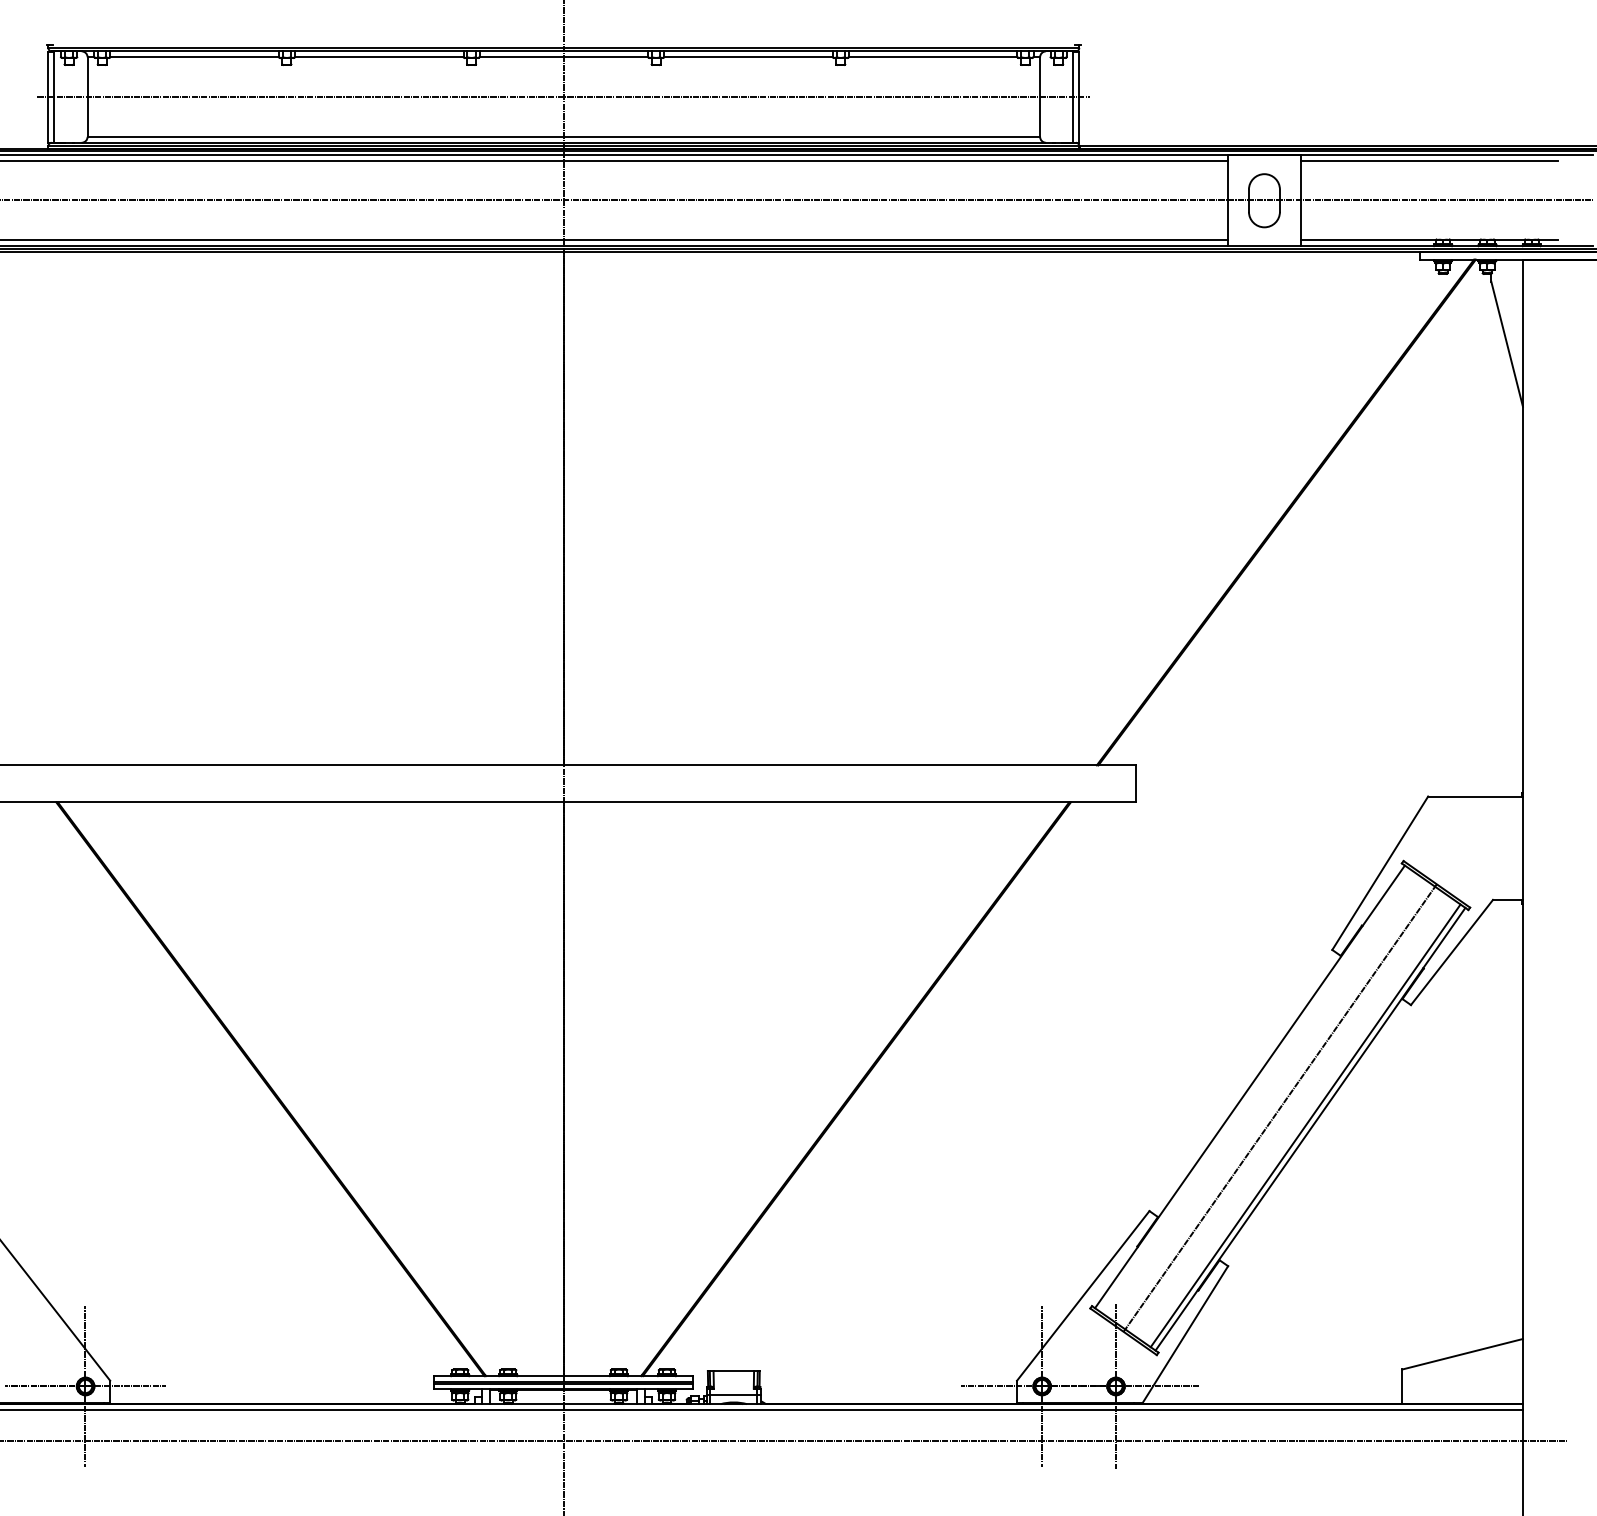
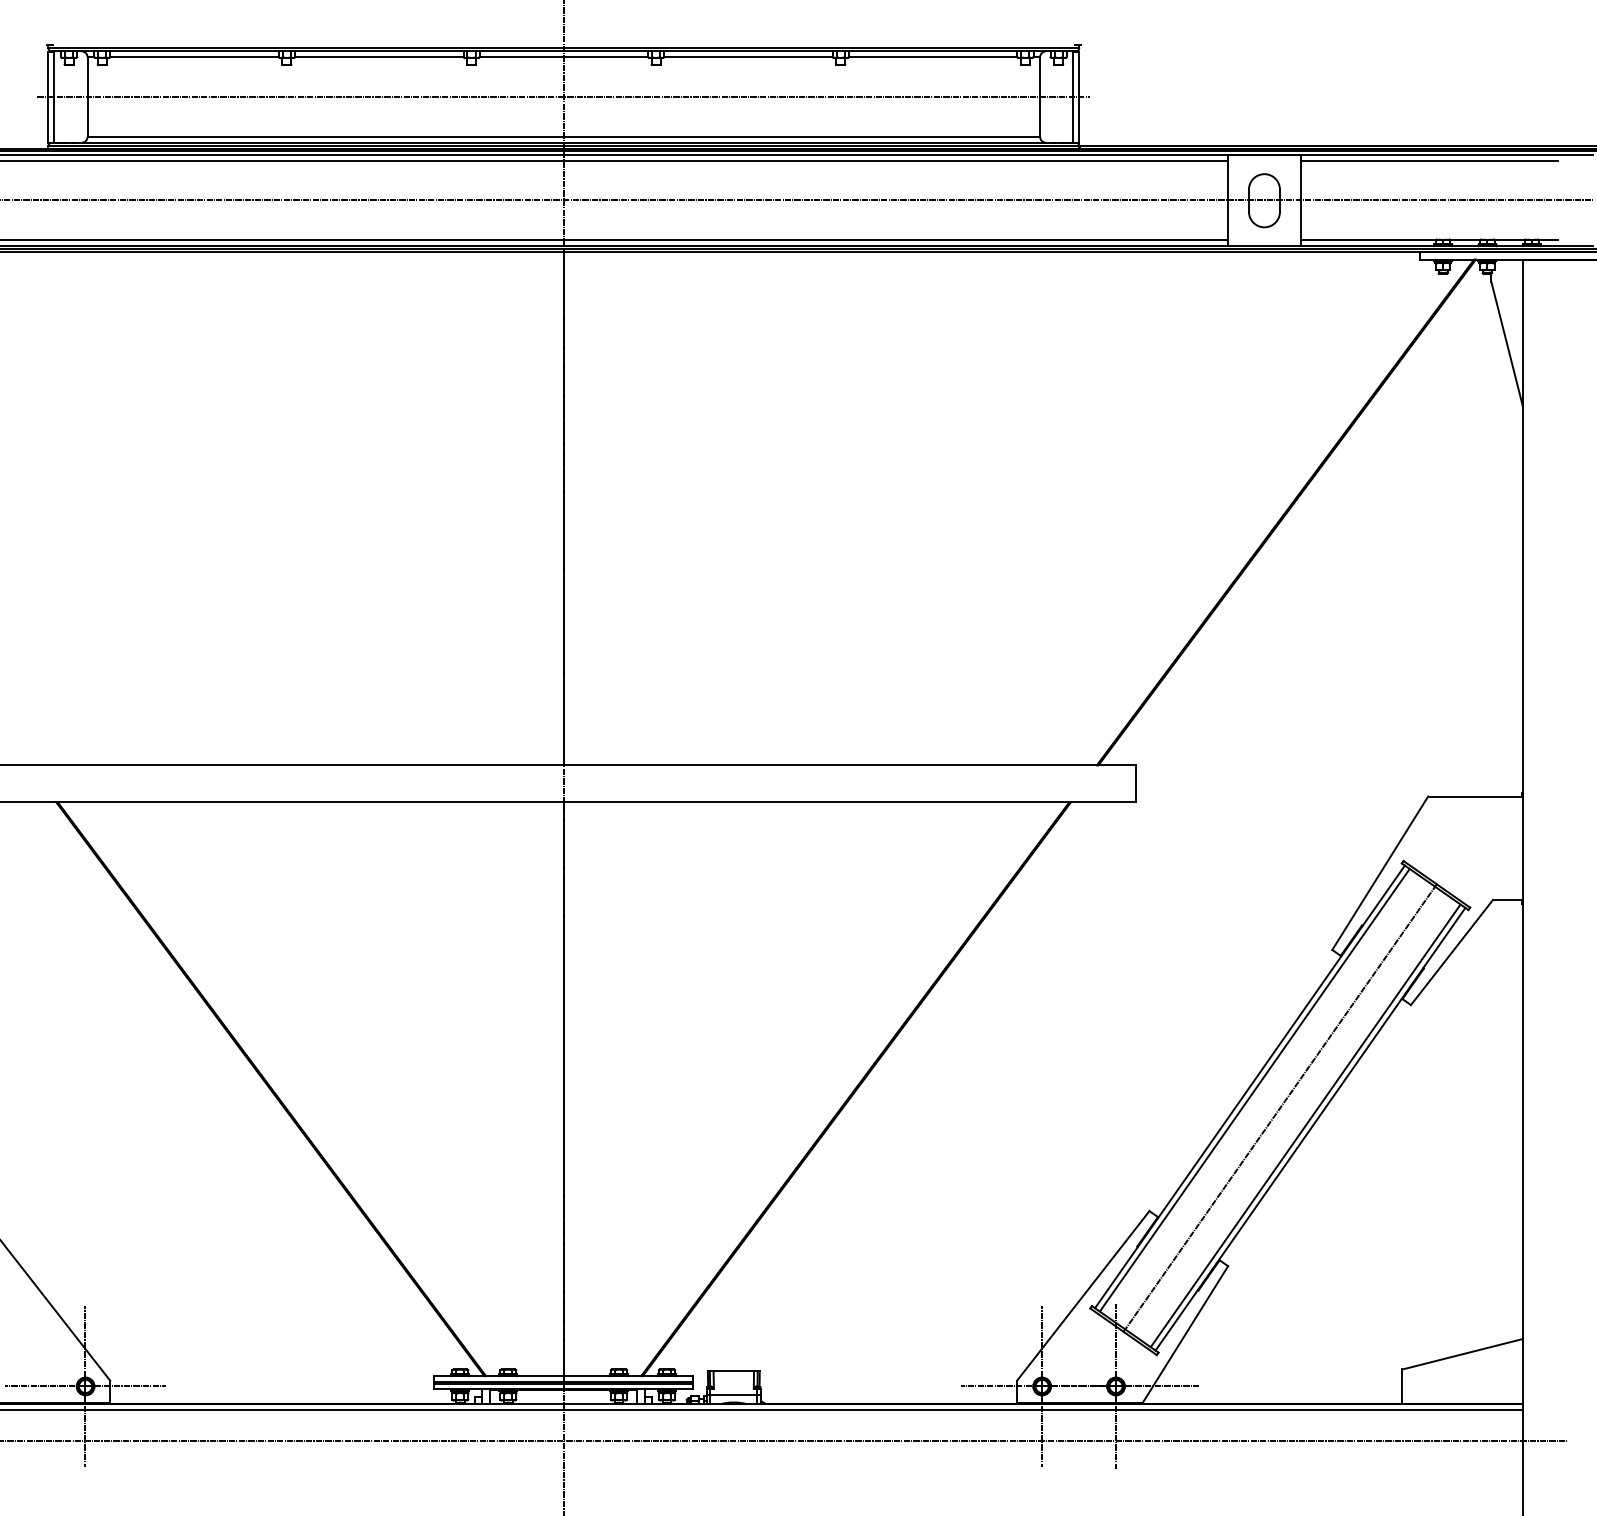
line: none -> present (1254, 1089)
